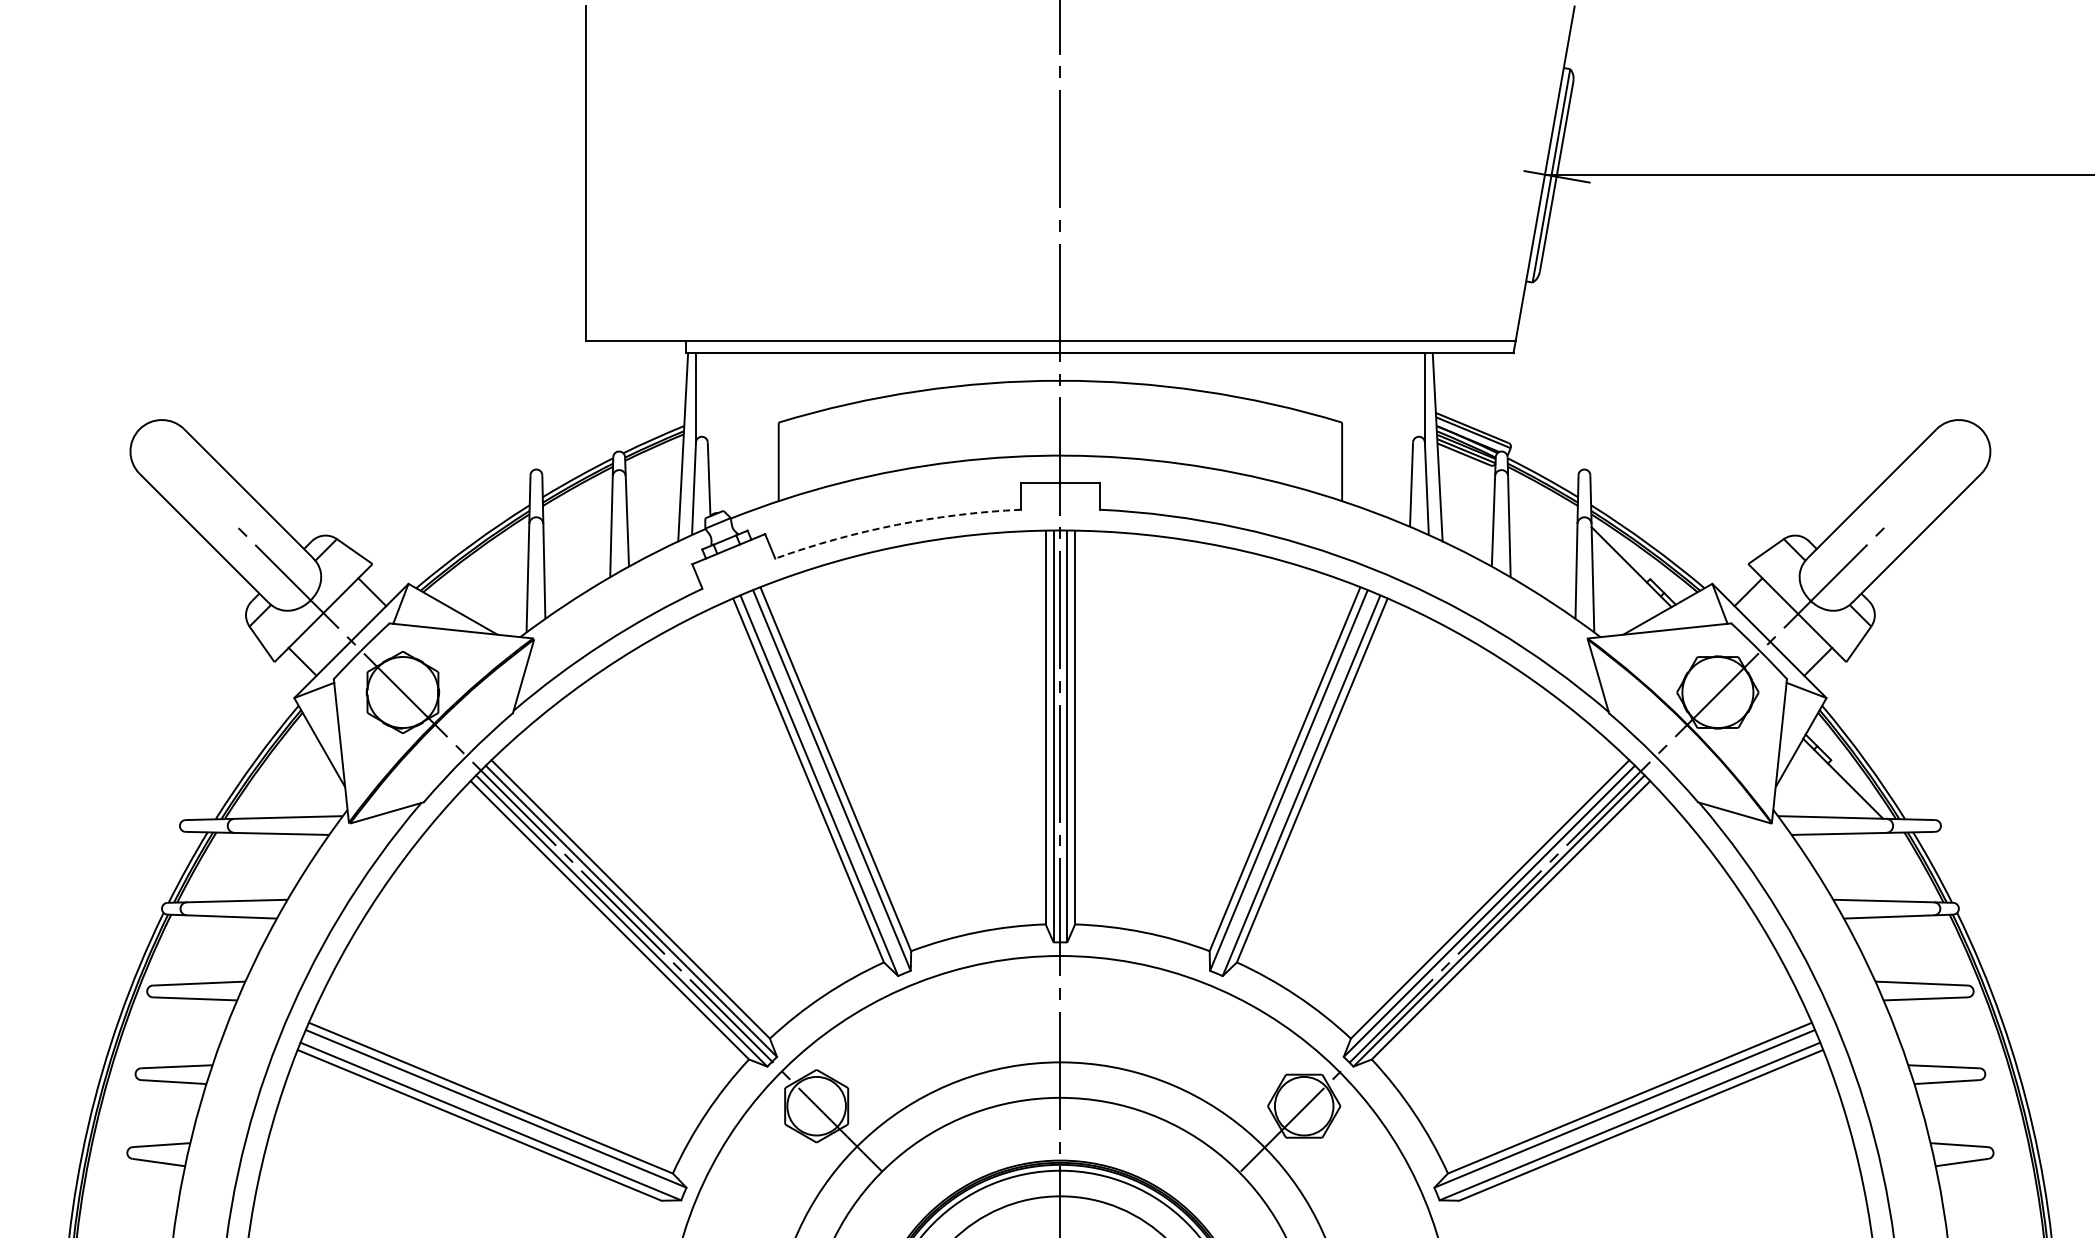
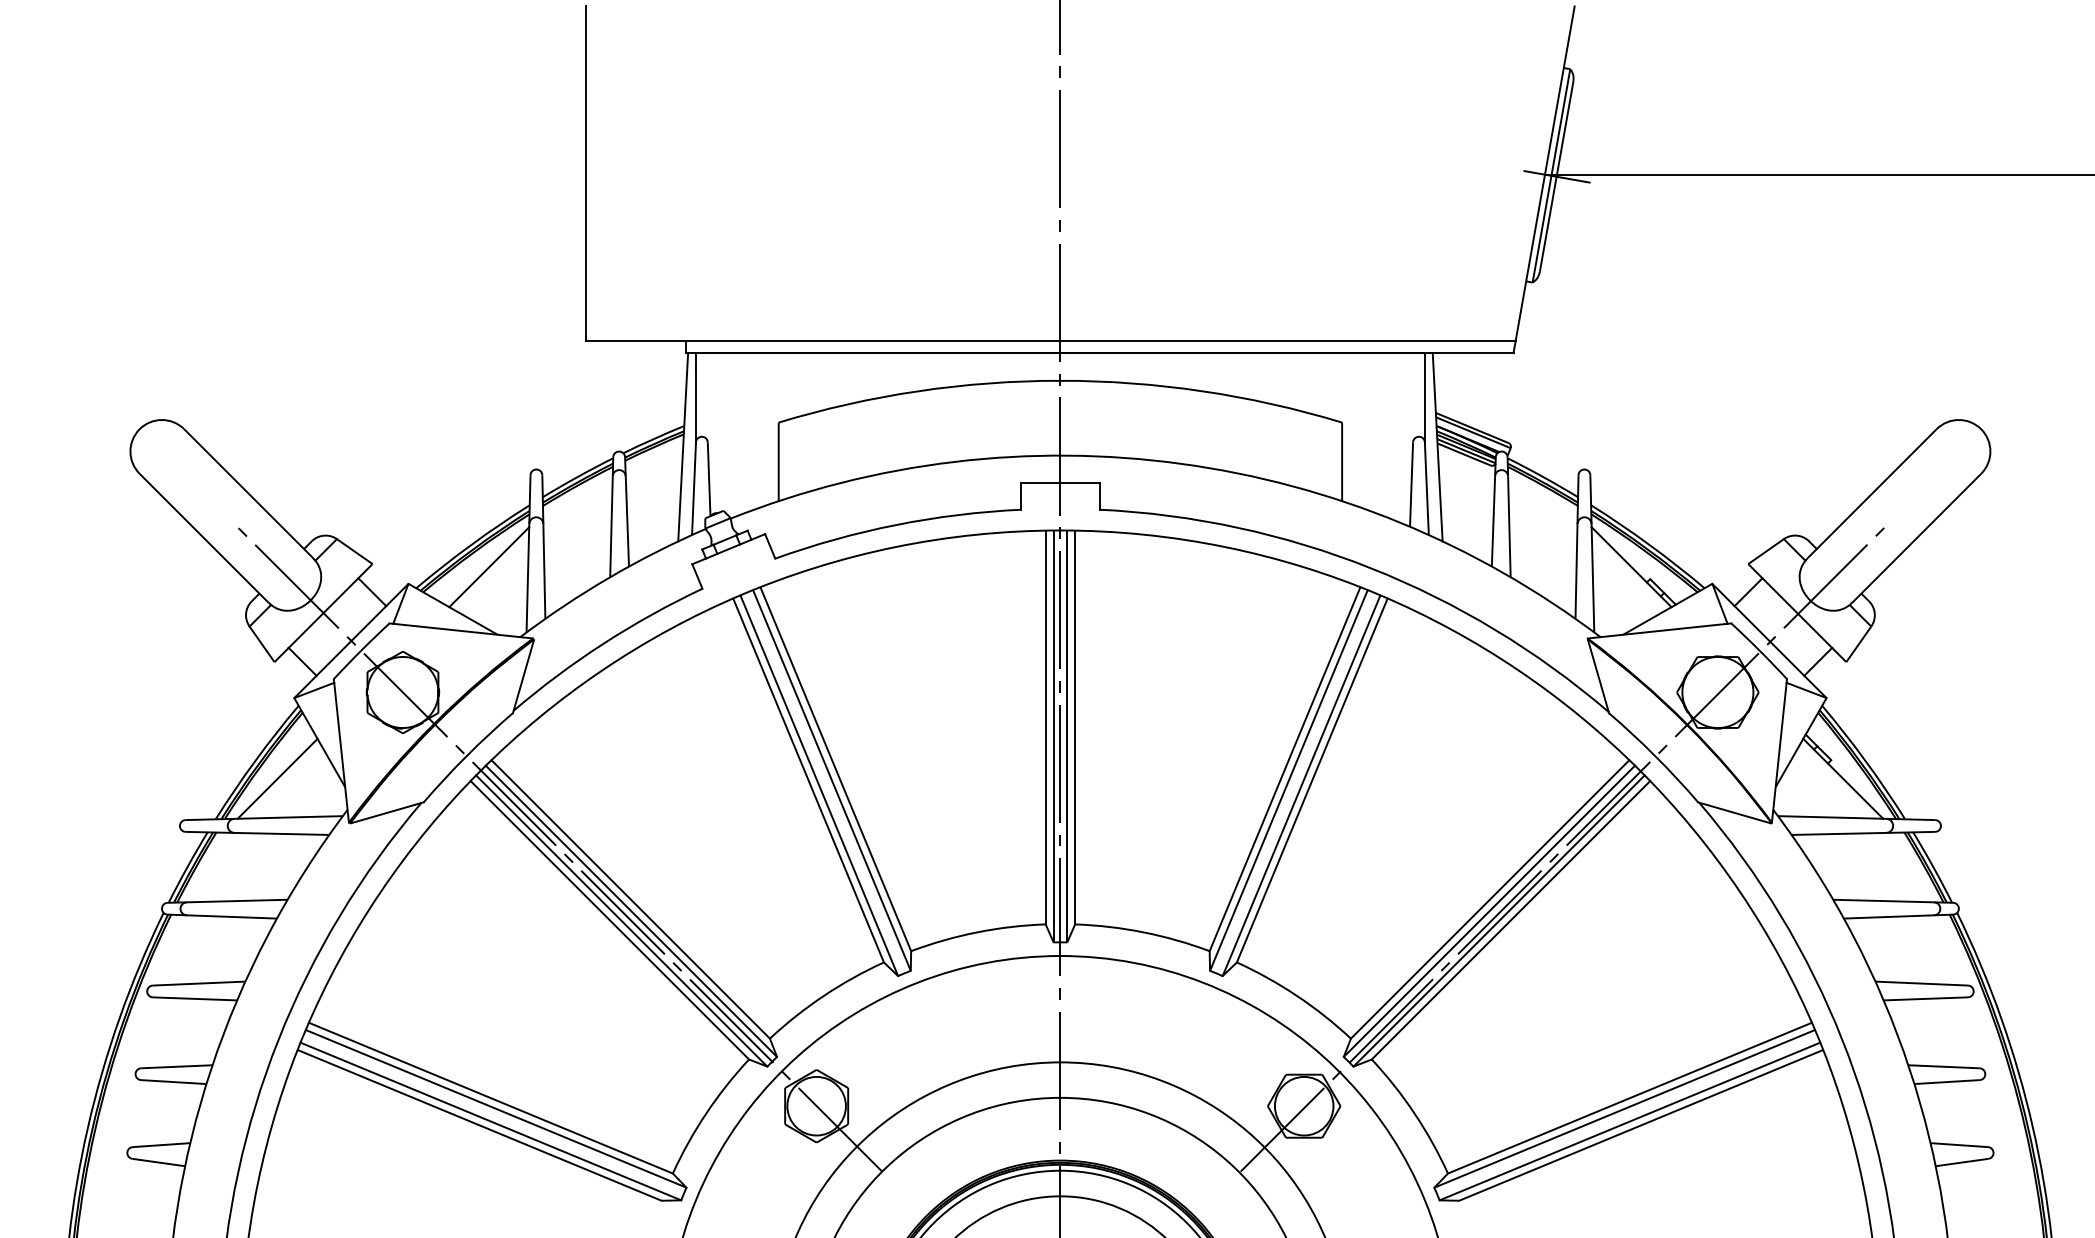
arc: dashed -> solid (896, 524)
line: none -> present (489, 567)
line: none -> present (277, 778)
